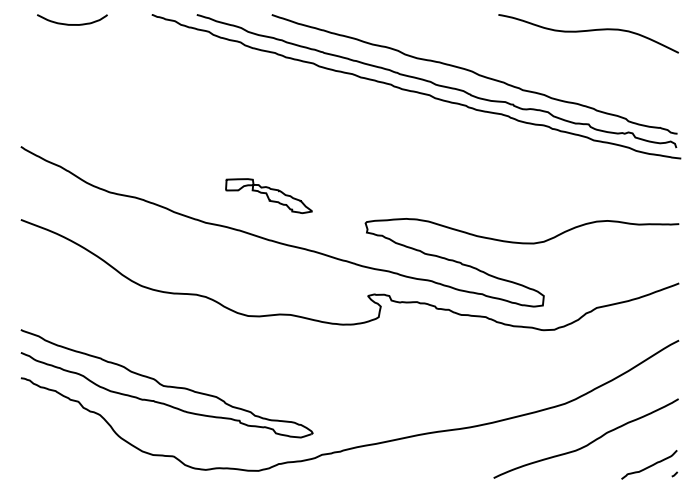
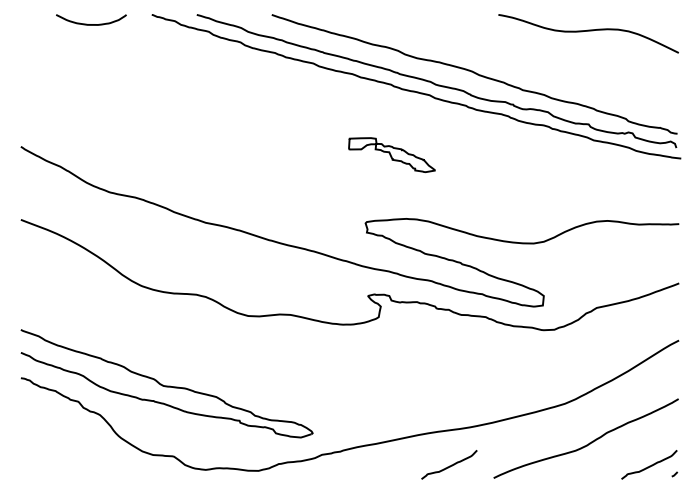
curve position: (72, 24) -> (91, 24) (91, 24)
part position: (268, 196) -> (391, 155) (391, 155)
curve: none -> present (449, 465)
